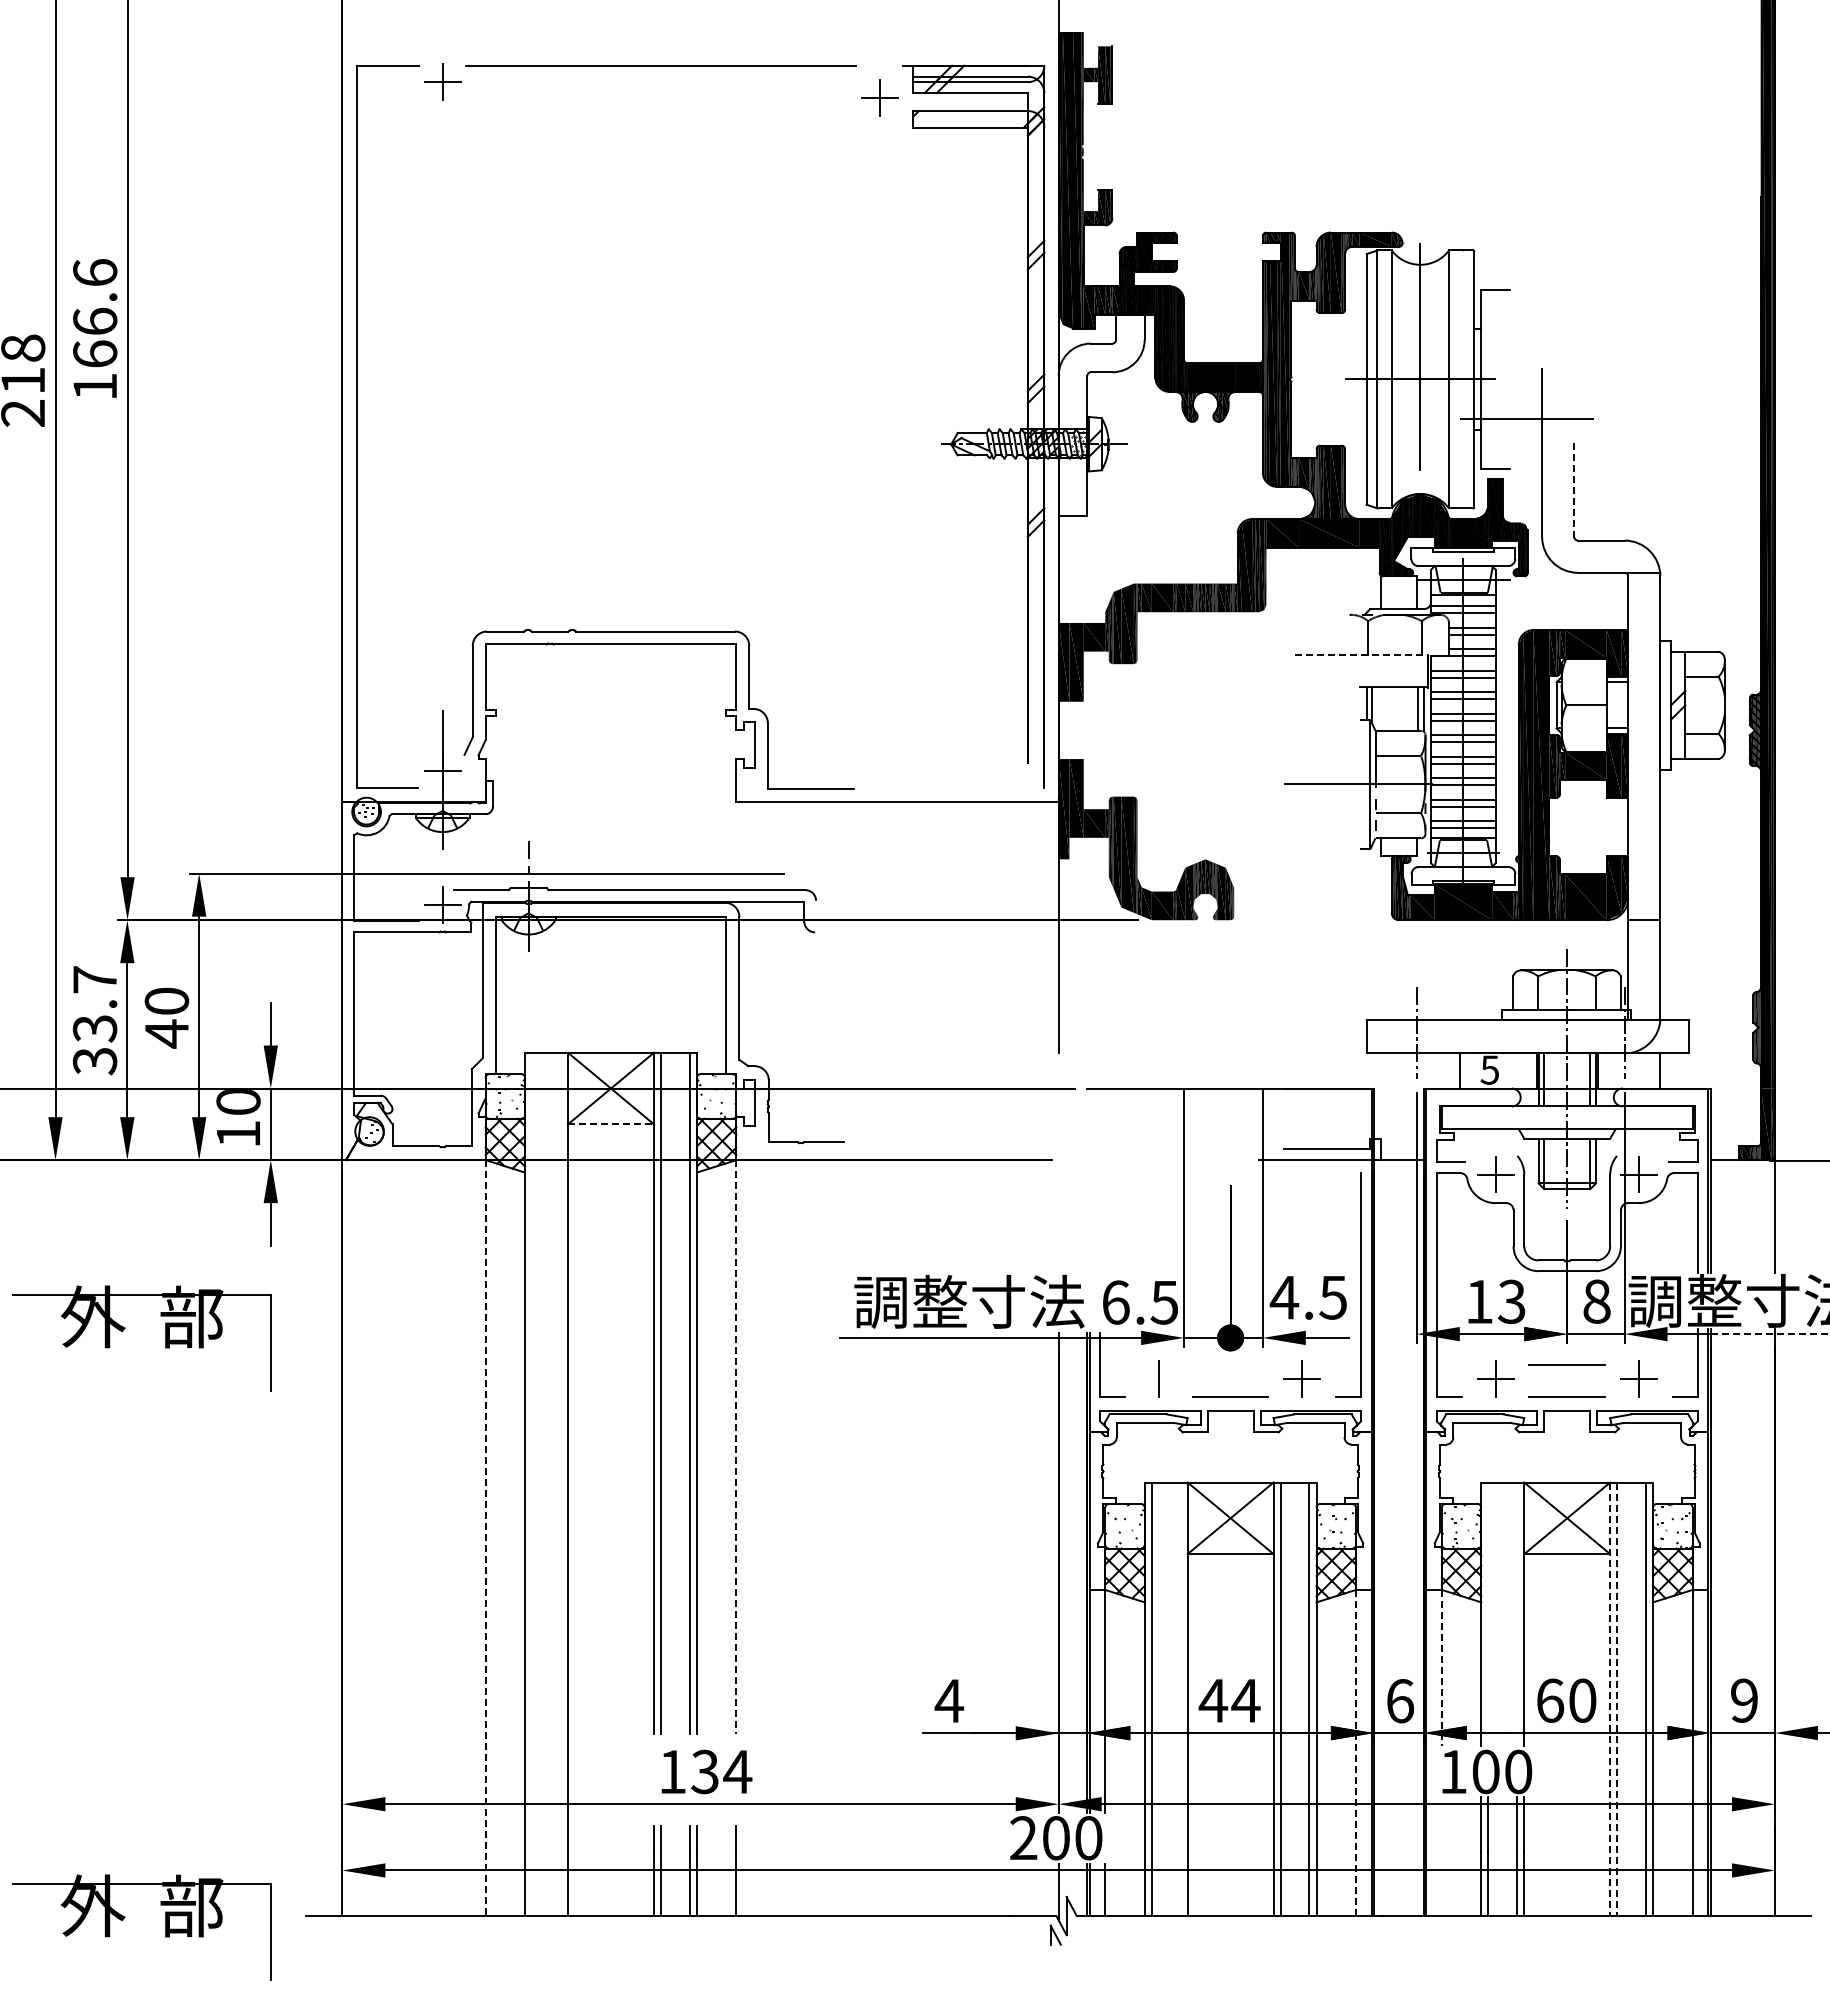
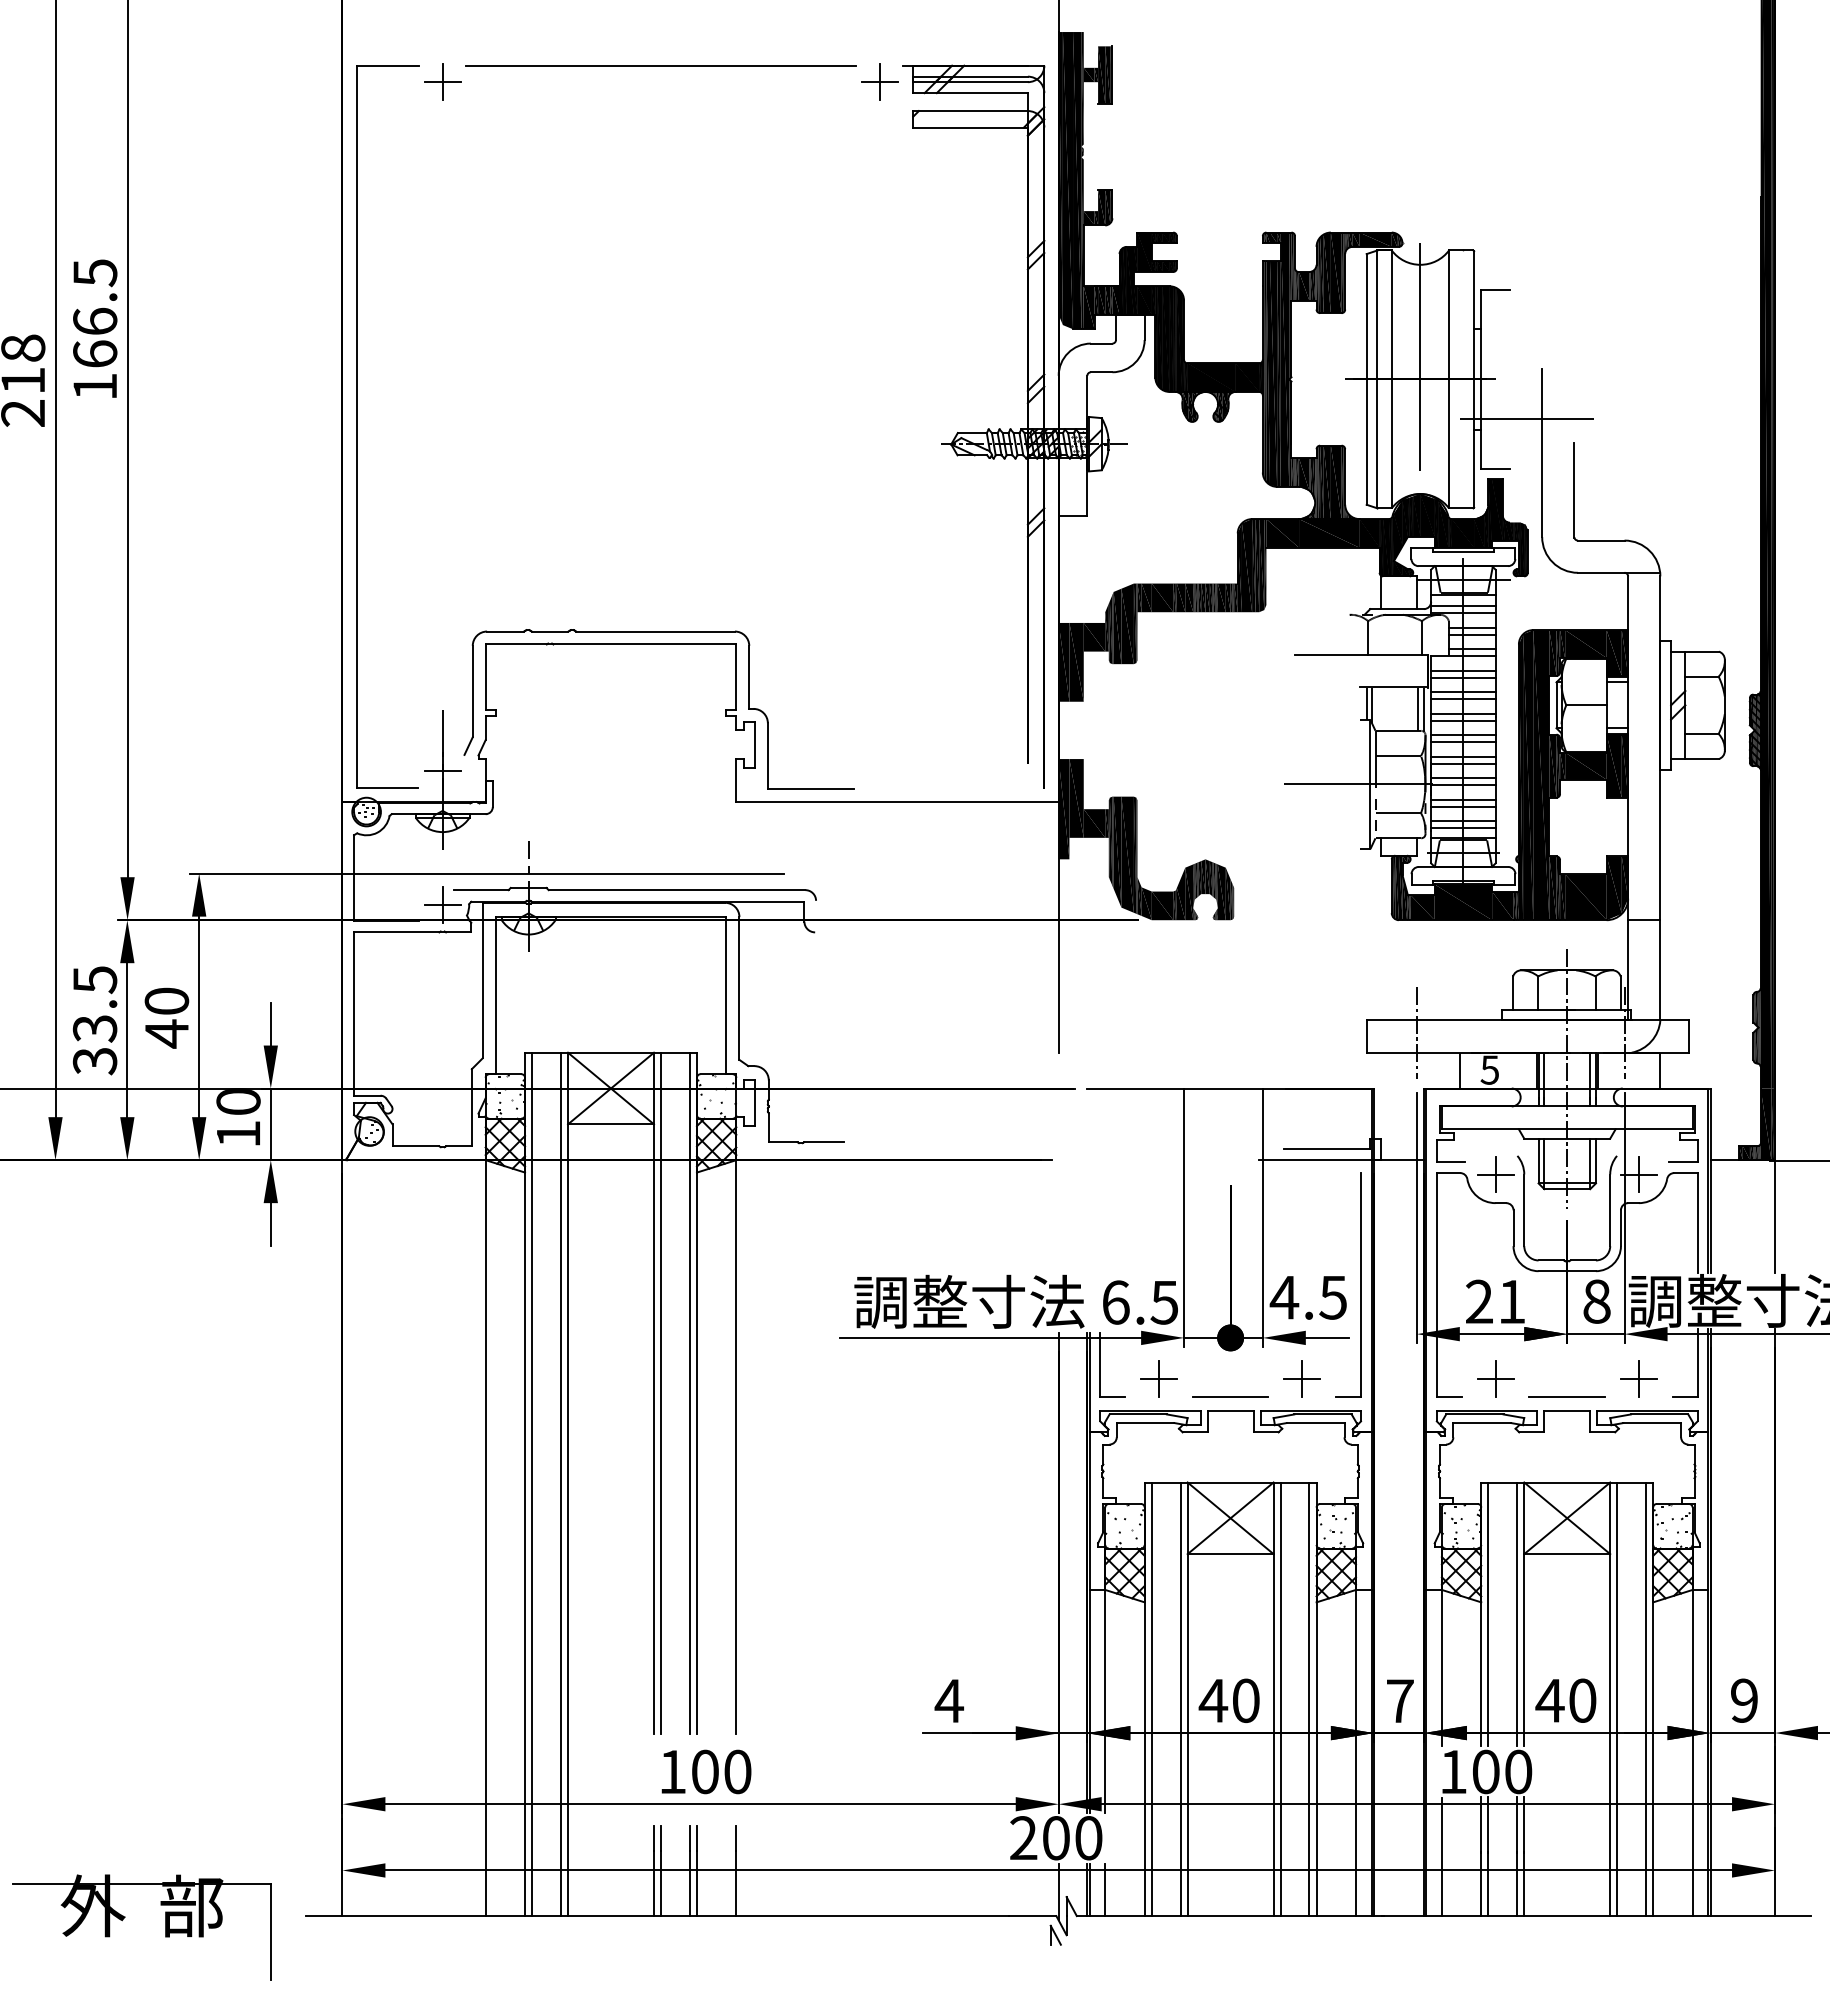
part position: (879, 97) -> (879, 81) (879, 81)
text: 166.6 -> 166.5 (95, 273)
line: dashed -> solid (1574, 489)
line: dashed -> solid (1361, 655)
text: 33.7 -> 33.5 (95, 980)
line: dashed -> solid (611, 1124)
text: 13 -> 21 (1495, 1301)
part: present -> none (125, 1328)
line: dashed -> solid (1770, 1334)
line: present -> none (1566, 1364)
line: none -> present (1158, 1378)
line: dashed -> solid (736, 1447)
line: none -> present (532, 1484)
line: none -> present (560, 1484)
line: dashed -> solid (485, 1538)
line: none -> present (1488, 1613)
line: none -> present (1517, 1613)
line: dashed -> solid (1441, 1667)
line: none -> present (1180, 1699)
line: dashed -> solid (1610, 1699)
line: dashed -> solid (1617, 1699)
text: 44 -> 40 (1245, 1700)
text: 60 -> 40 (1549, 1700)
text: 6 -> 7 (1400, 1701)
line: dashed -> solid (1355, 1753)
text: 134 -> 100 (721, 1771)
line: none -> present (1441, 1856)
